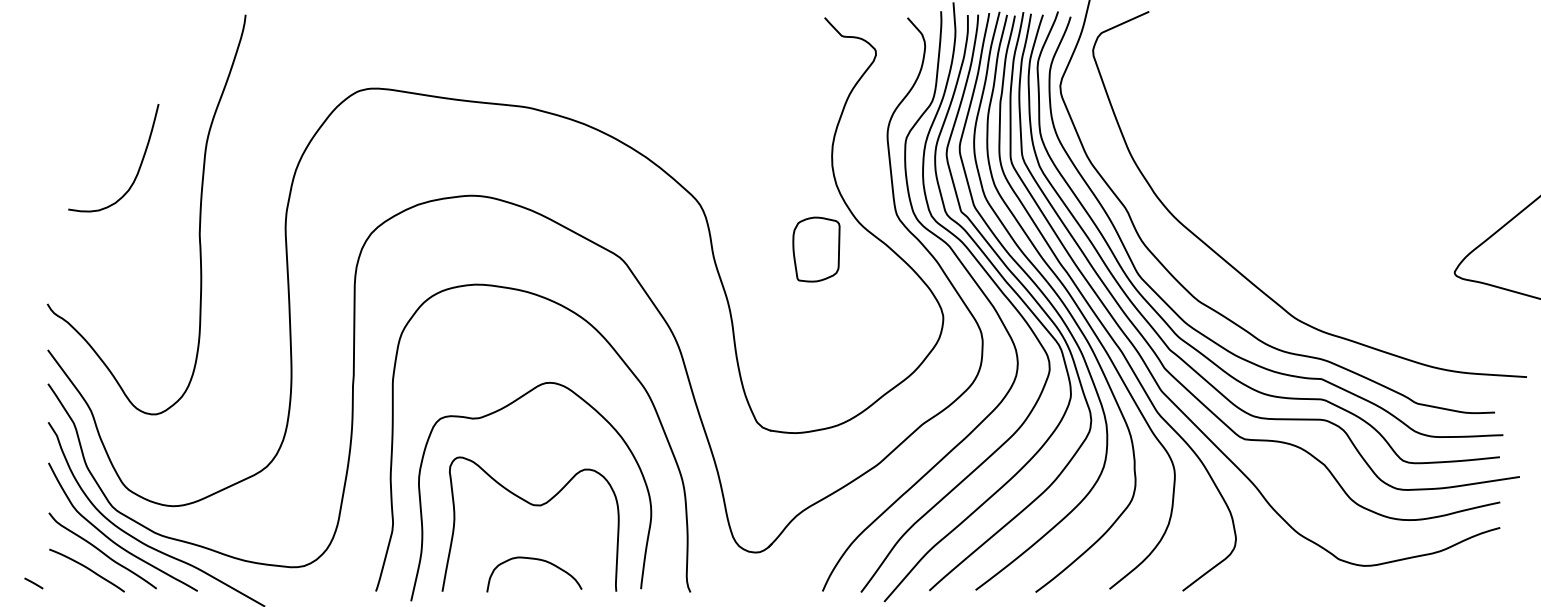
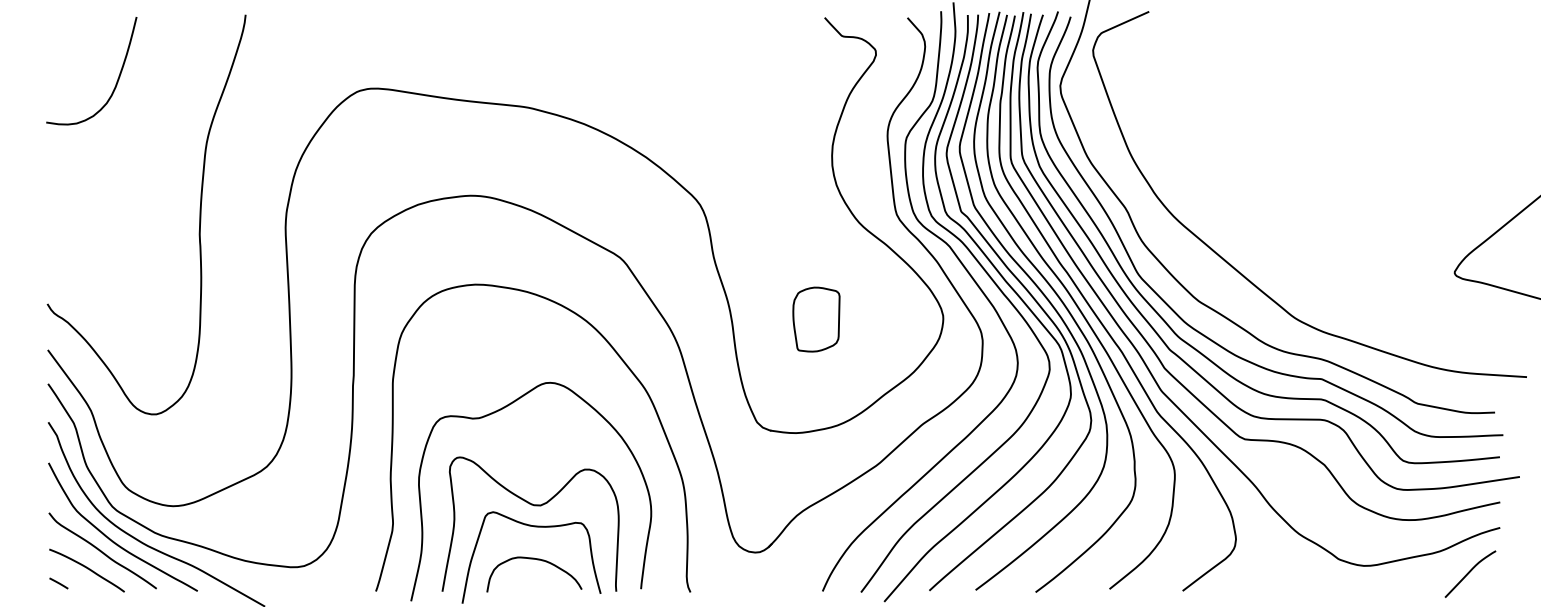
curve position: (139, 165) -> (117, 78) (117, 78)
part position: (816, 249) -> (816, 319) (816, 319)
curve: none -> present (534, 527)
curve: none -> present (1470, 572)
line position: (33, 583) -> (58, 583) (58, 583)
